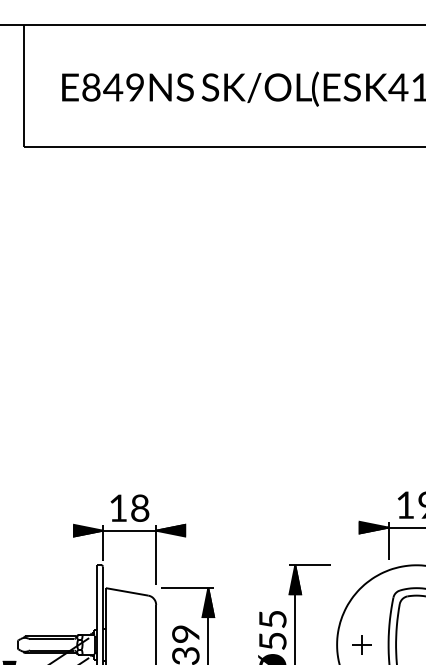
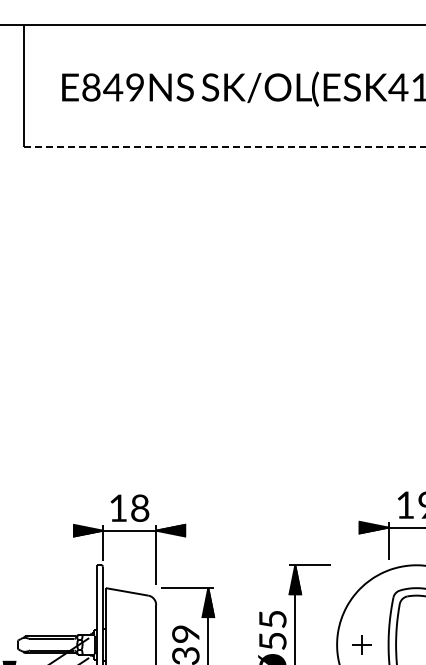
line: solid -> dashed (225, 146)
